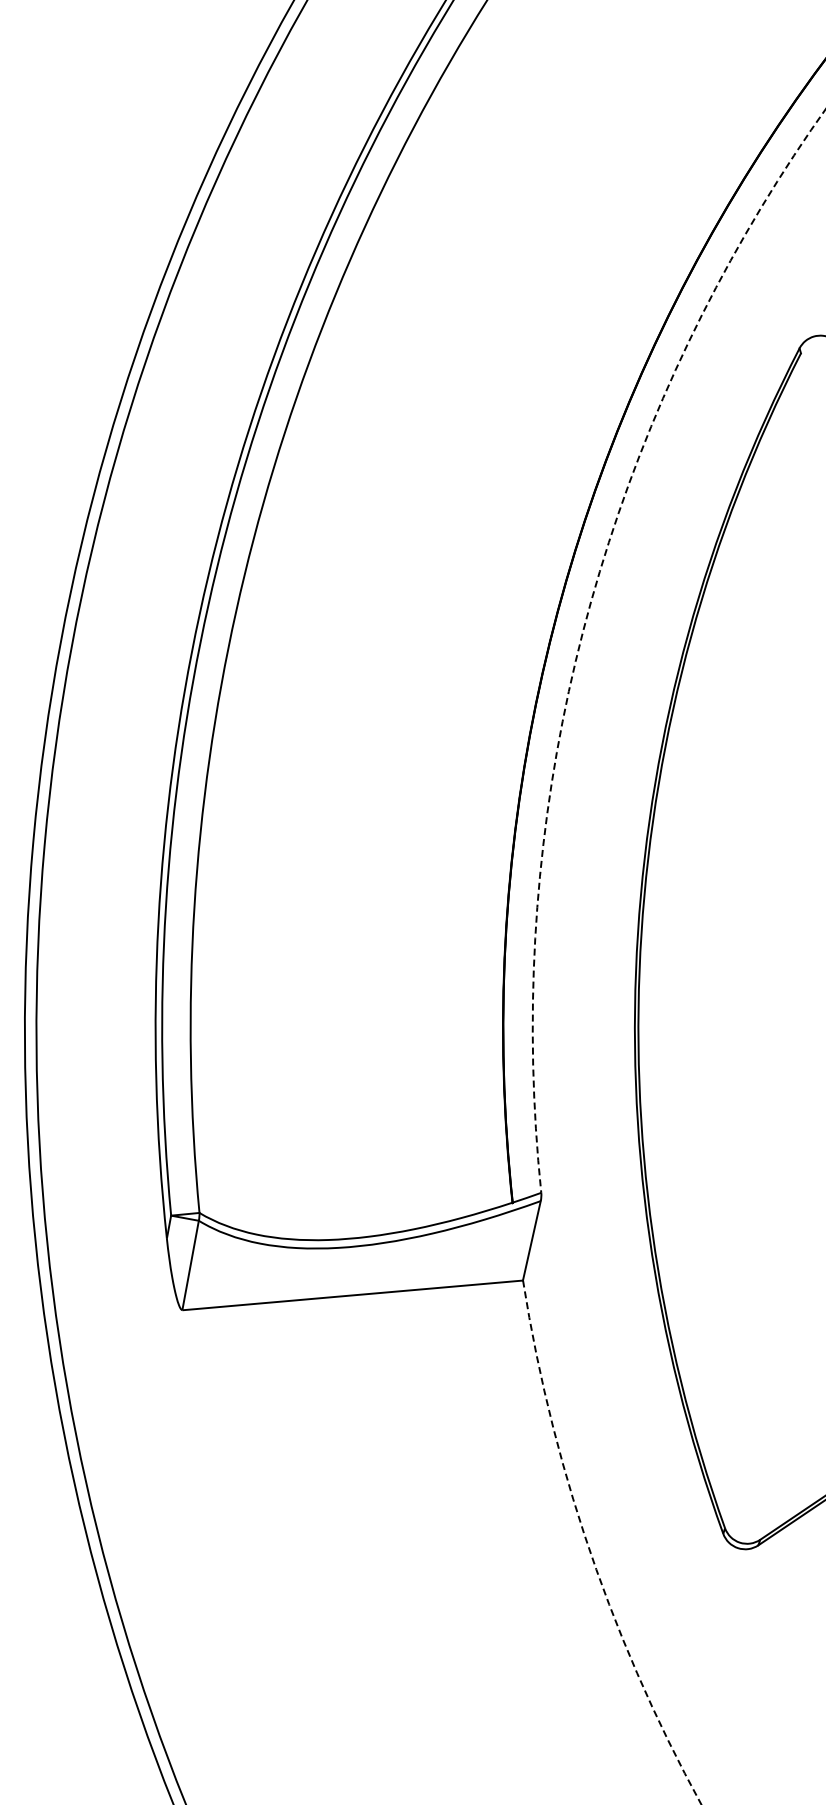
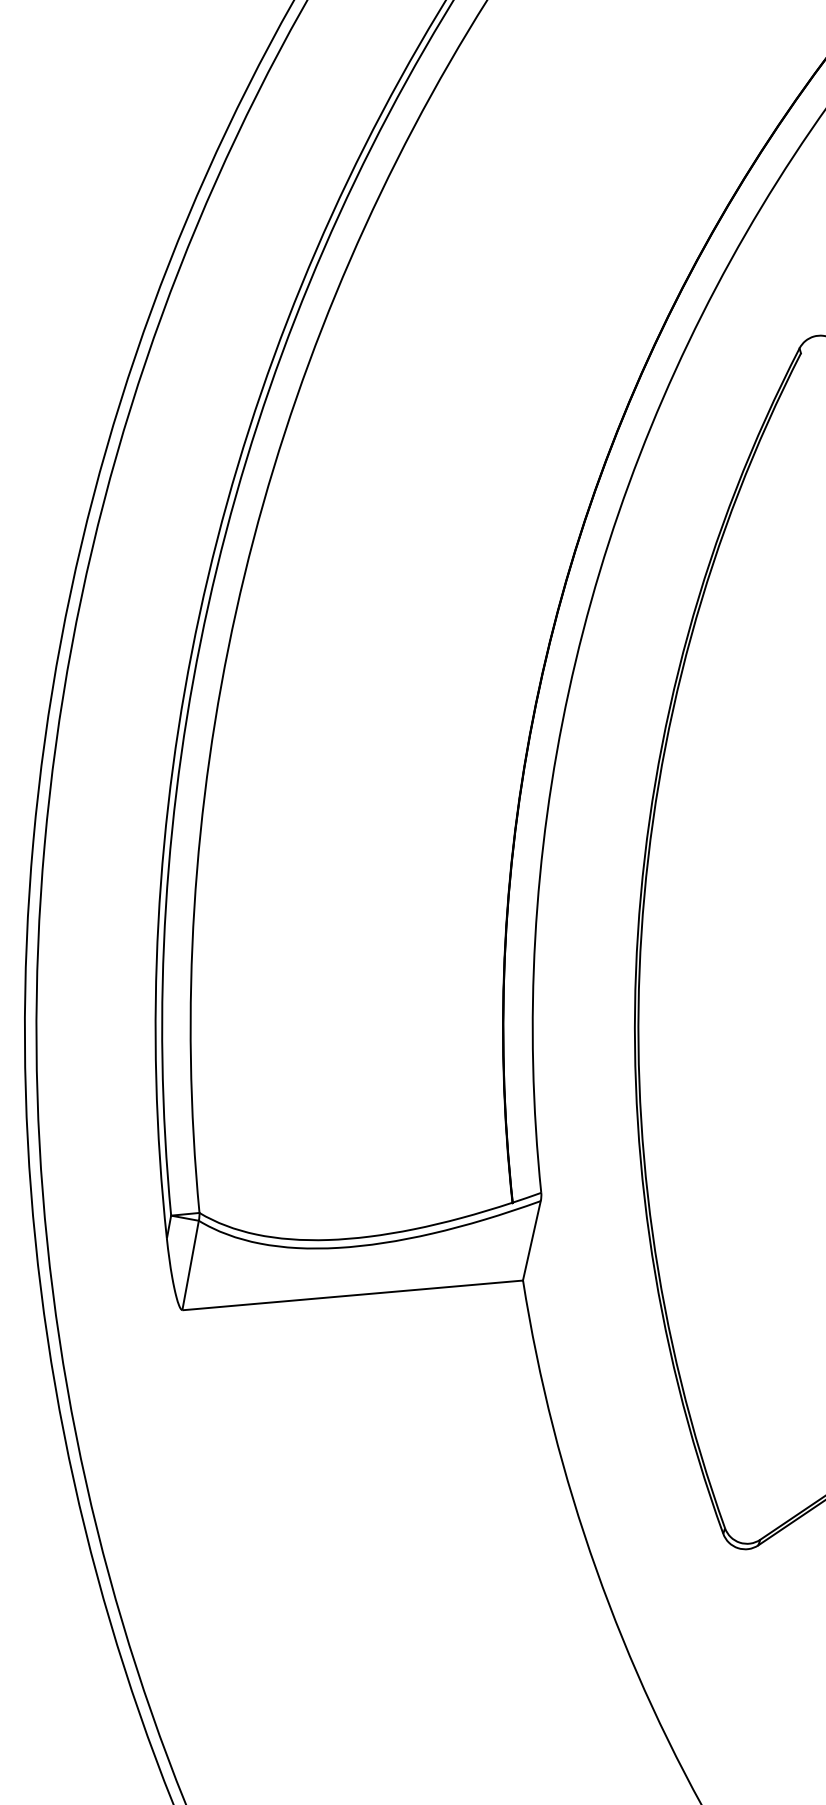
arc: dashed -> solid (584, 627)
arc: dashed -> solid (589, 1550)
